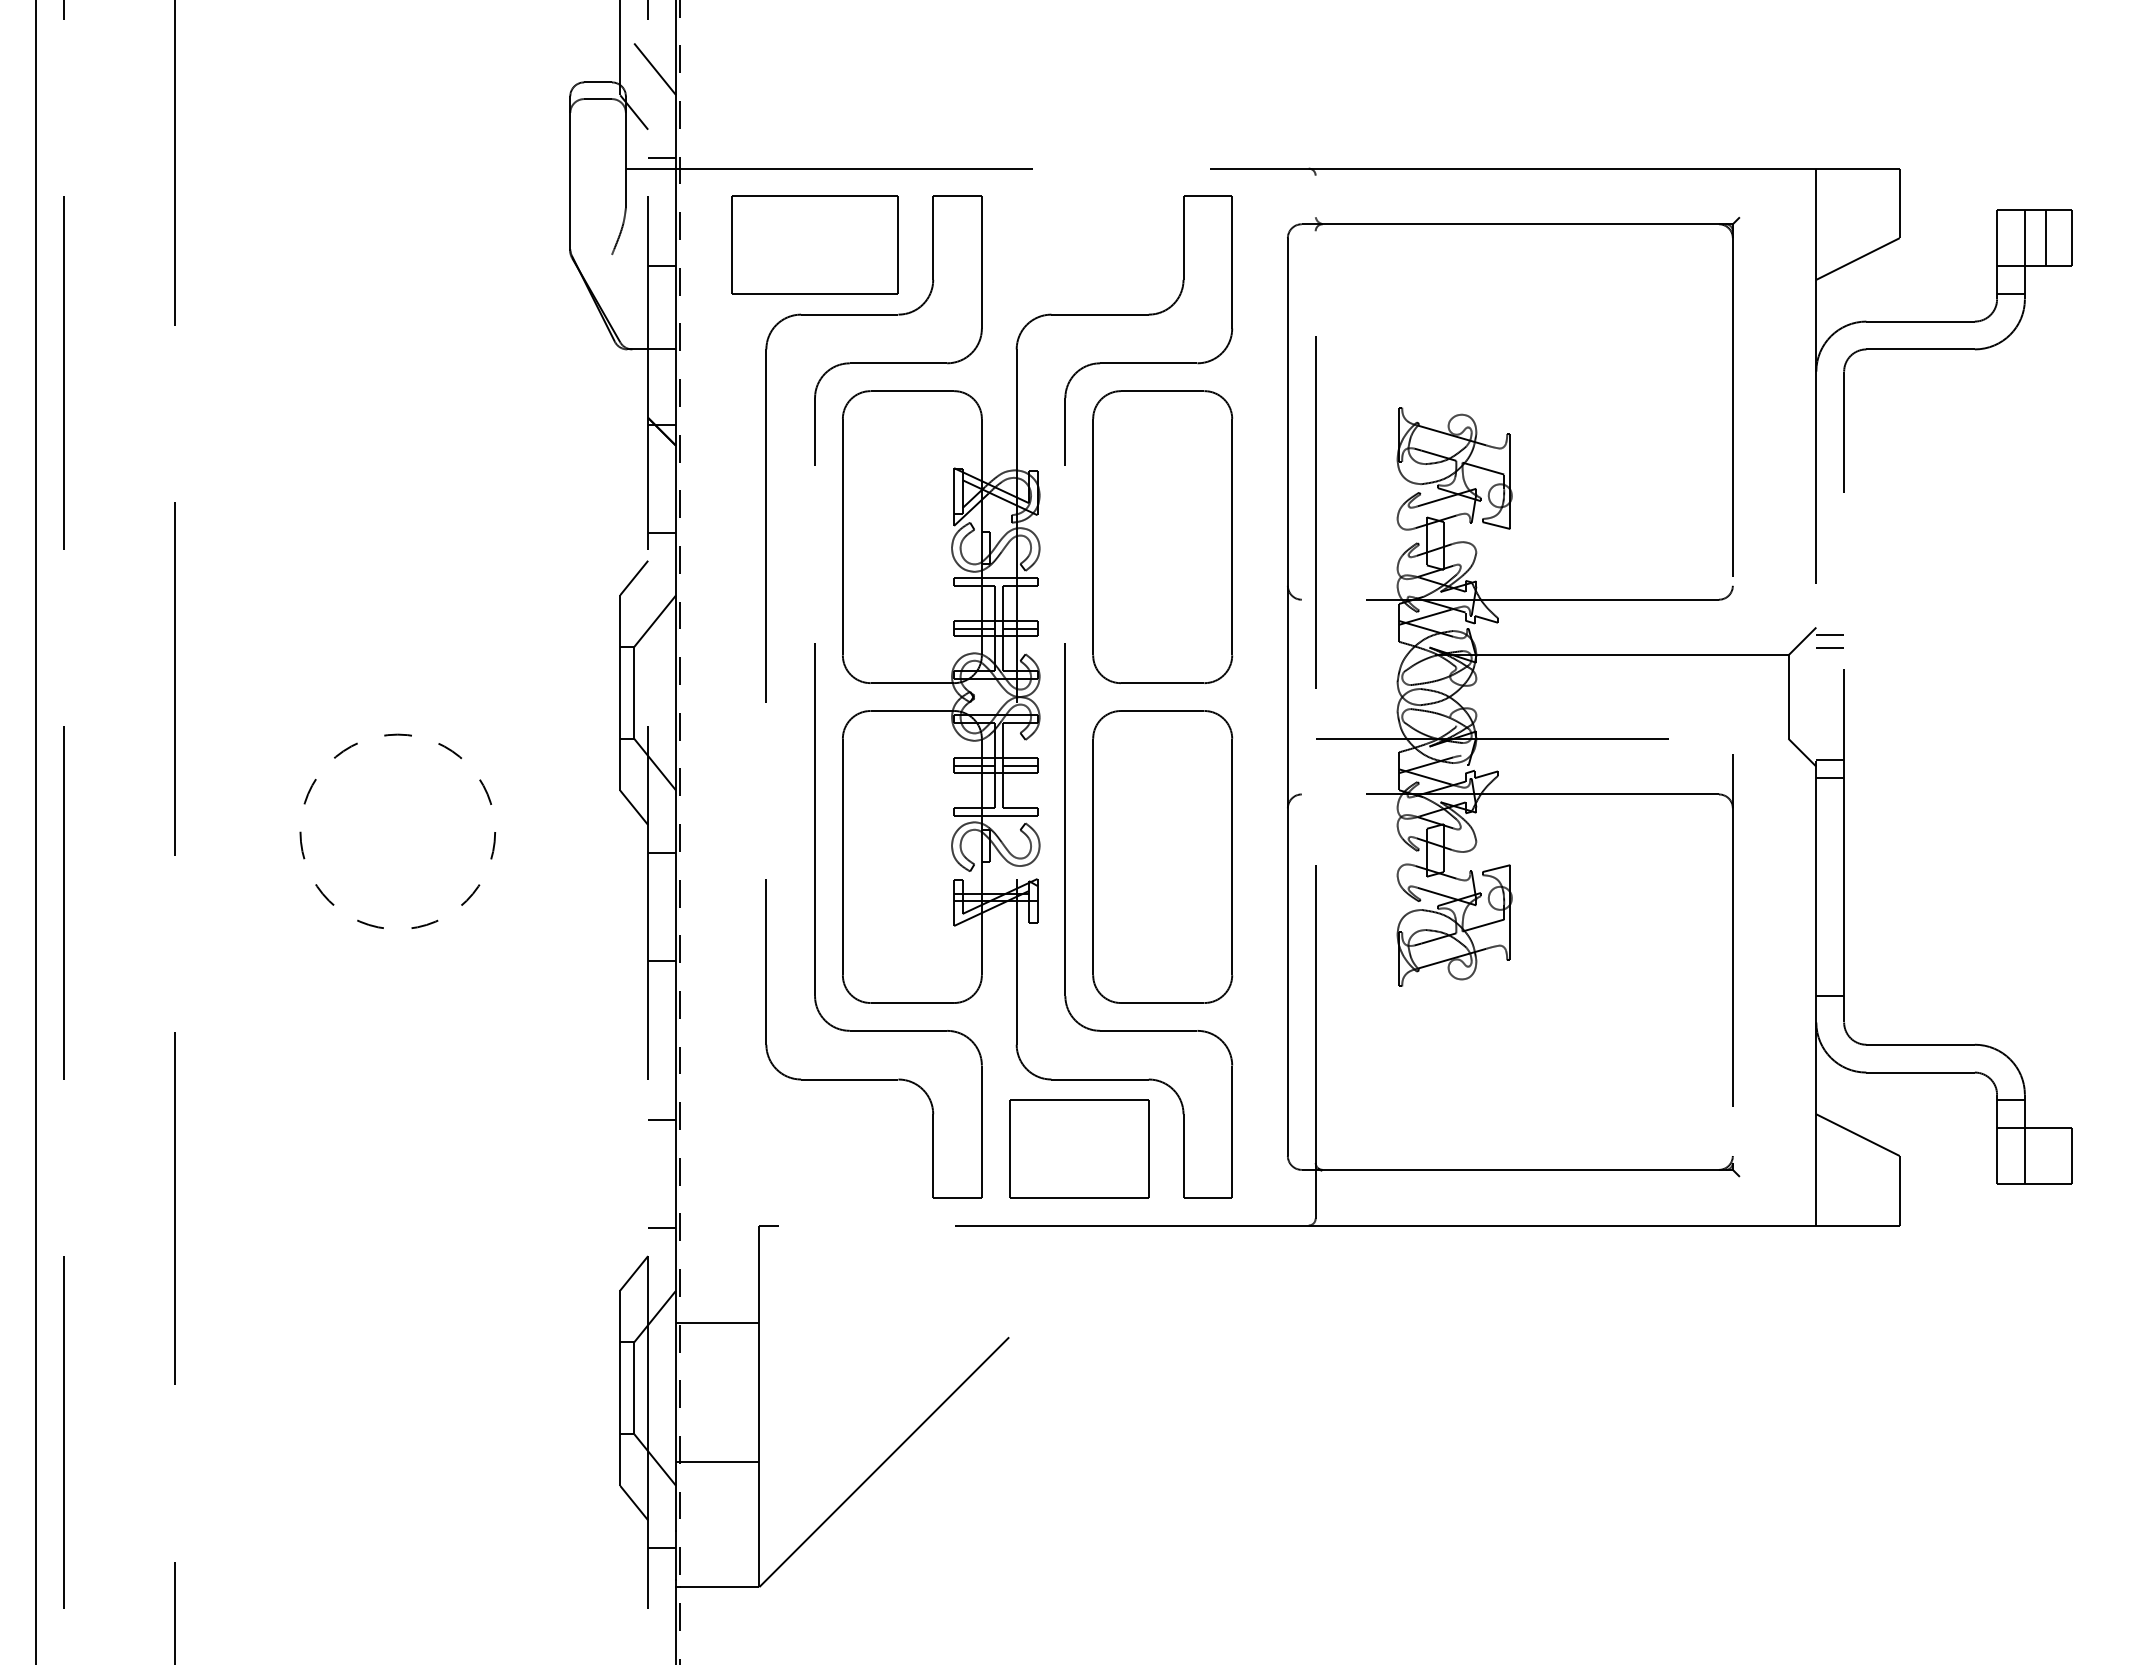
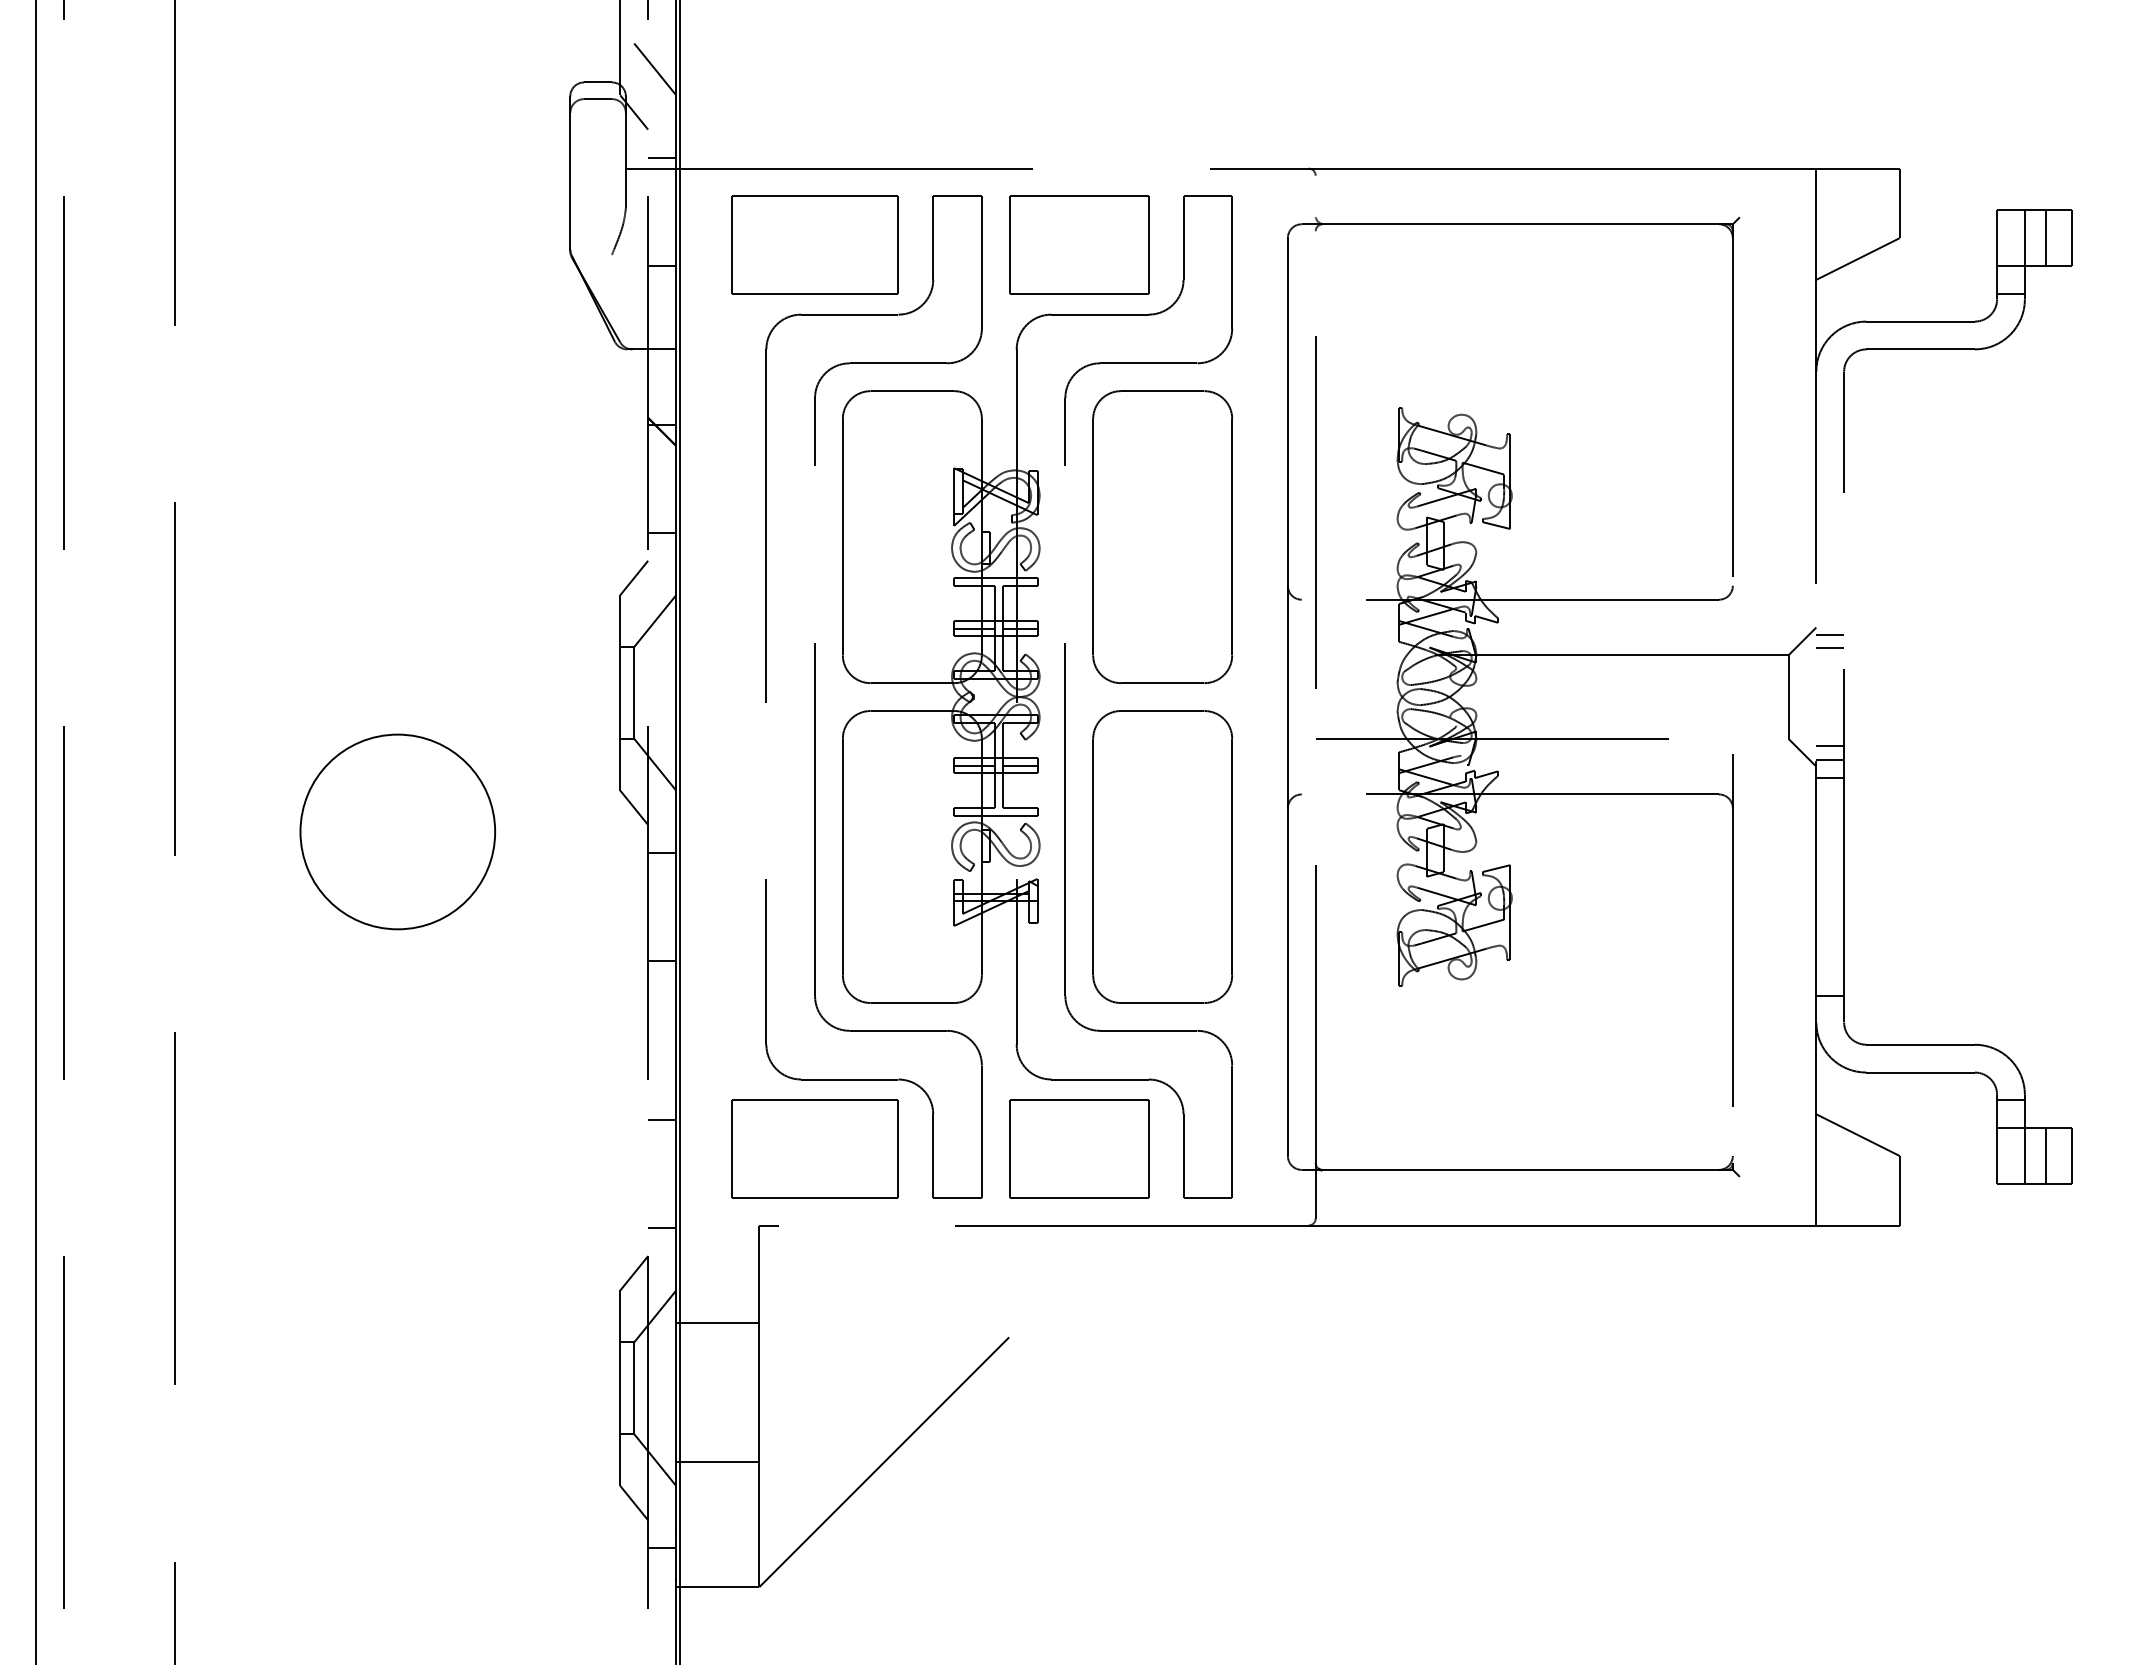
part: none -> present (1079, 244)
line: none -> present (1830, 745)
circle: dashed -> solid (397, 831)
line: dashed -> solid (680, 832)
part: none -> present (814, 1148)
line: none -> present (2045, 1155)
